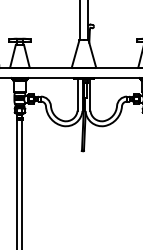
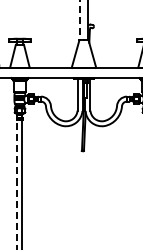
line: solid -> dashed (80, 20)
line: solid -> dashed (17, 185)
